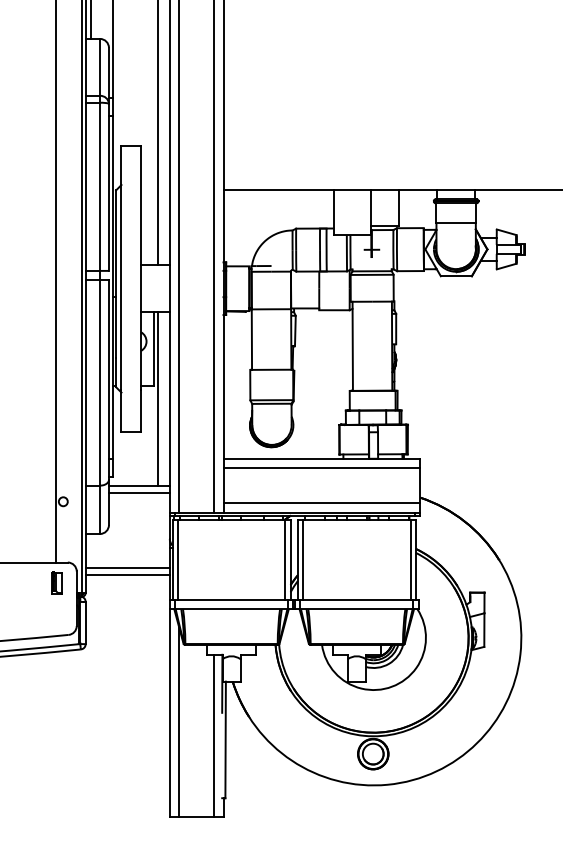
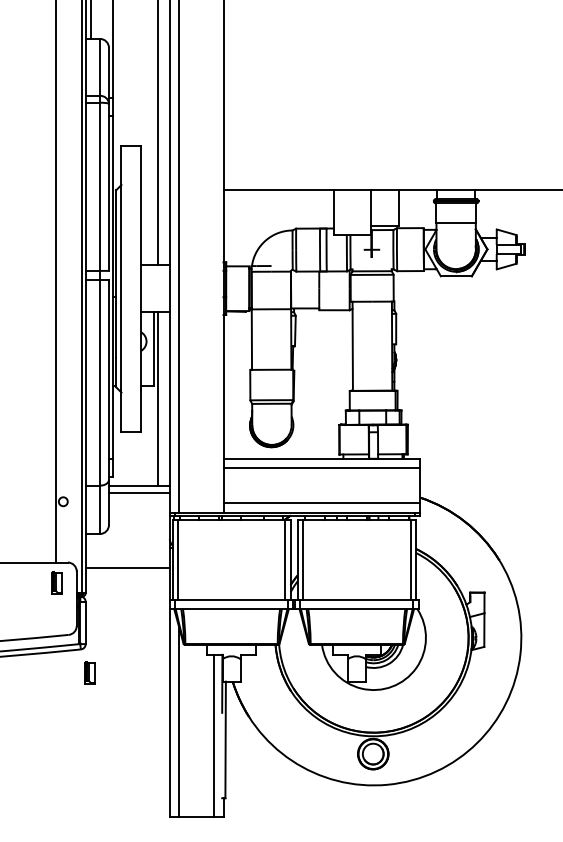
line: present -> none (214, 257)
line: present -> none (127, 575)
part: none -> present (89, 672)
